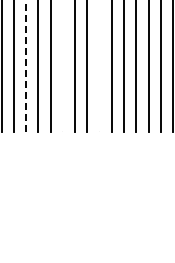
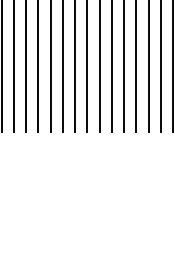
line: dashed -> solid (26, 66)
line: none -> present (62, 67)
line: none -> present (99, 67)
